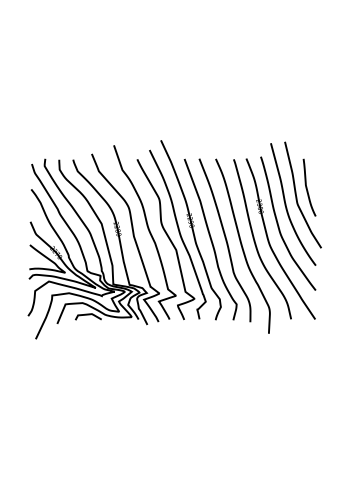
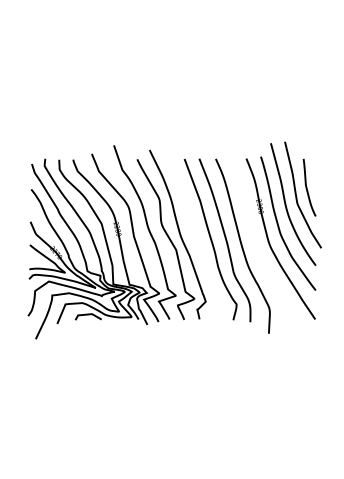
part: present -> none (190, 230)
curve: present -> none (255, 240)
